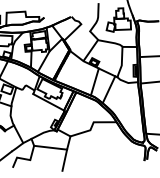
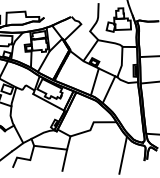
line: none -> present (122, 154)
